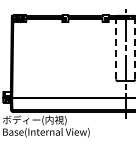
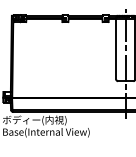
line: dashed -> solid (116, 48)
line: dashed -> solid (135, 48)
